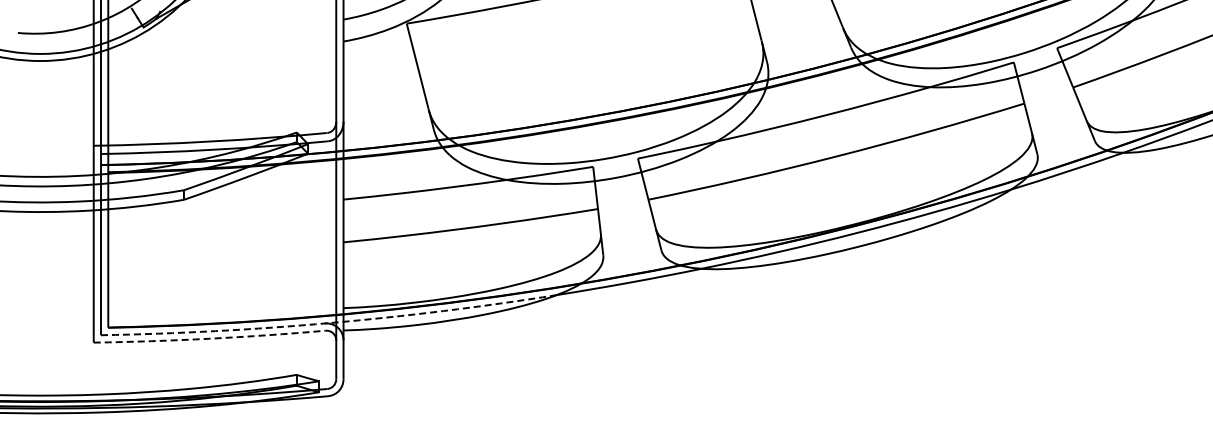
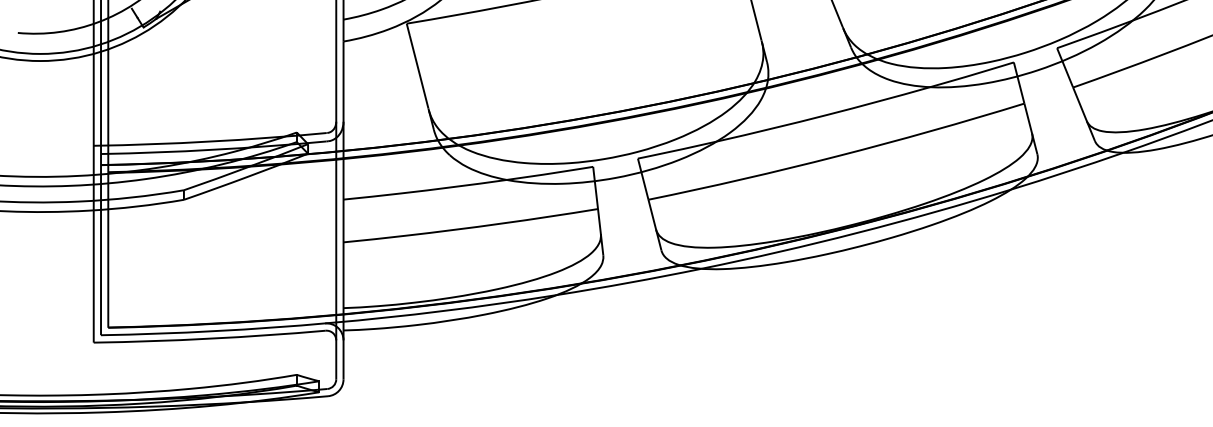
arc: dashed -> solid (329, 323)
arc: dashed -> solid (209, 338)
